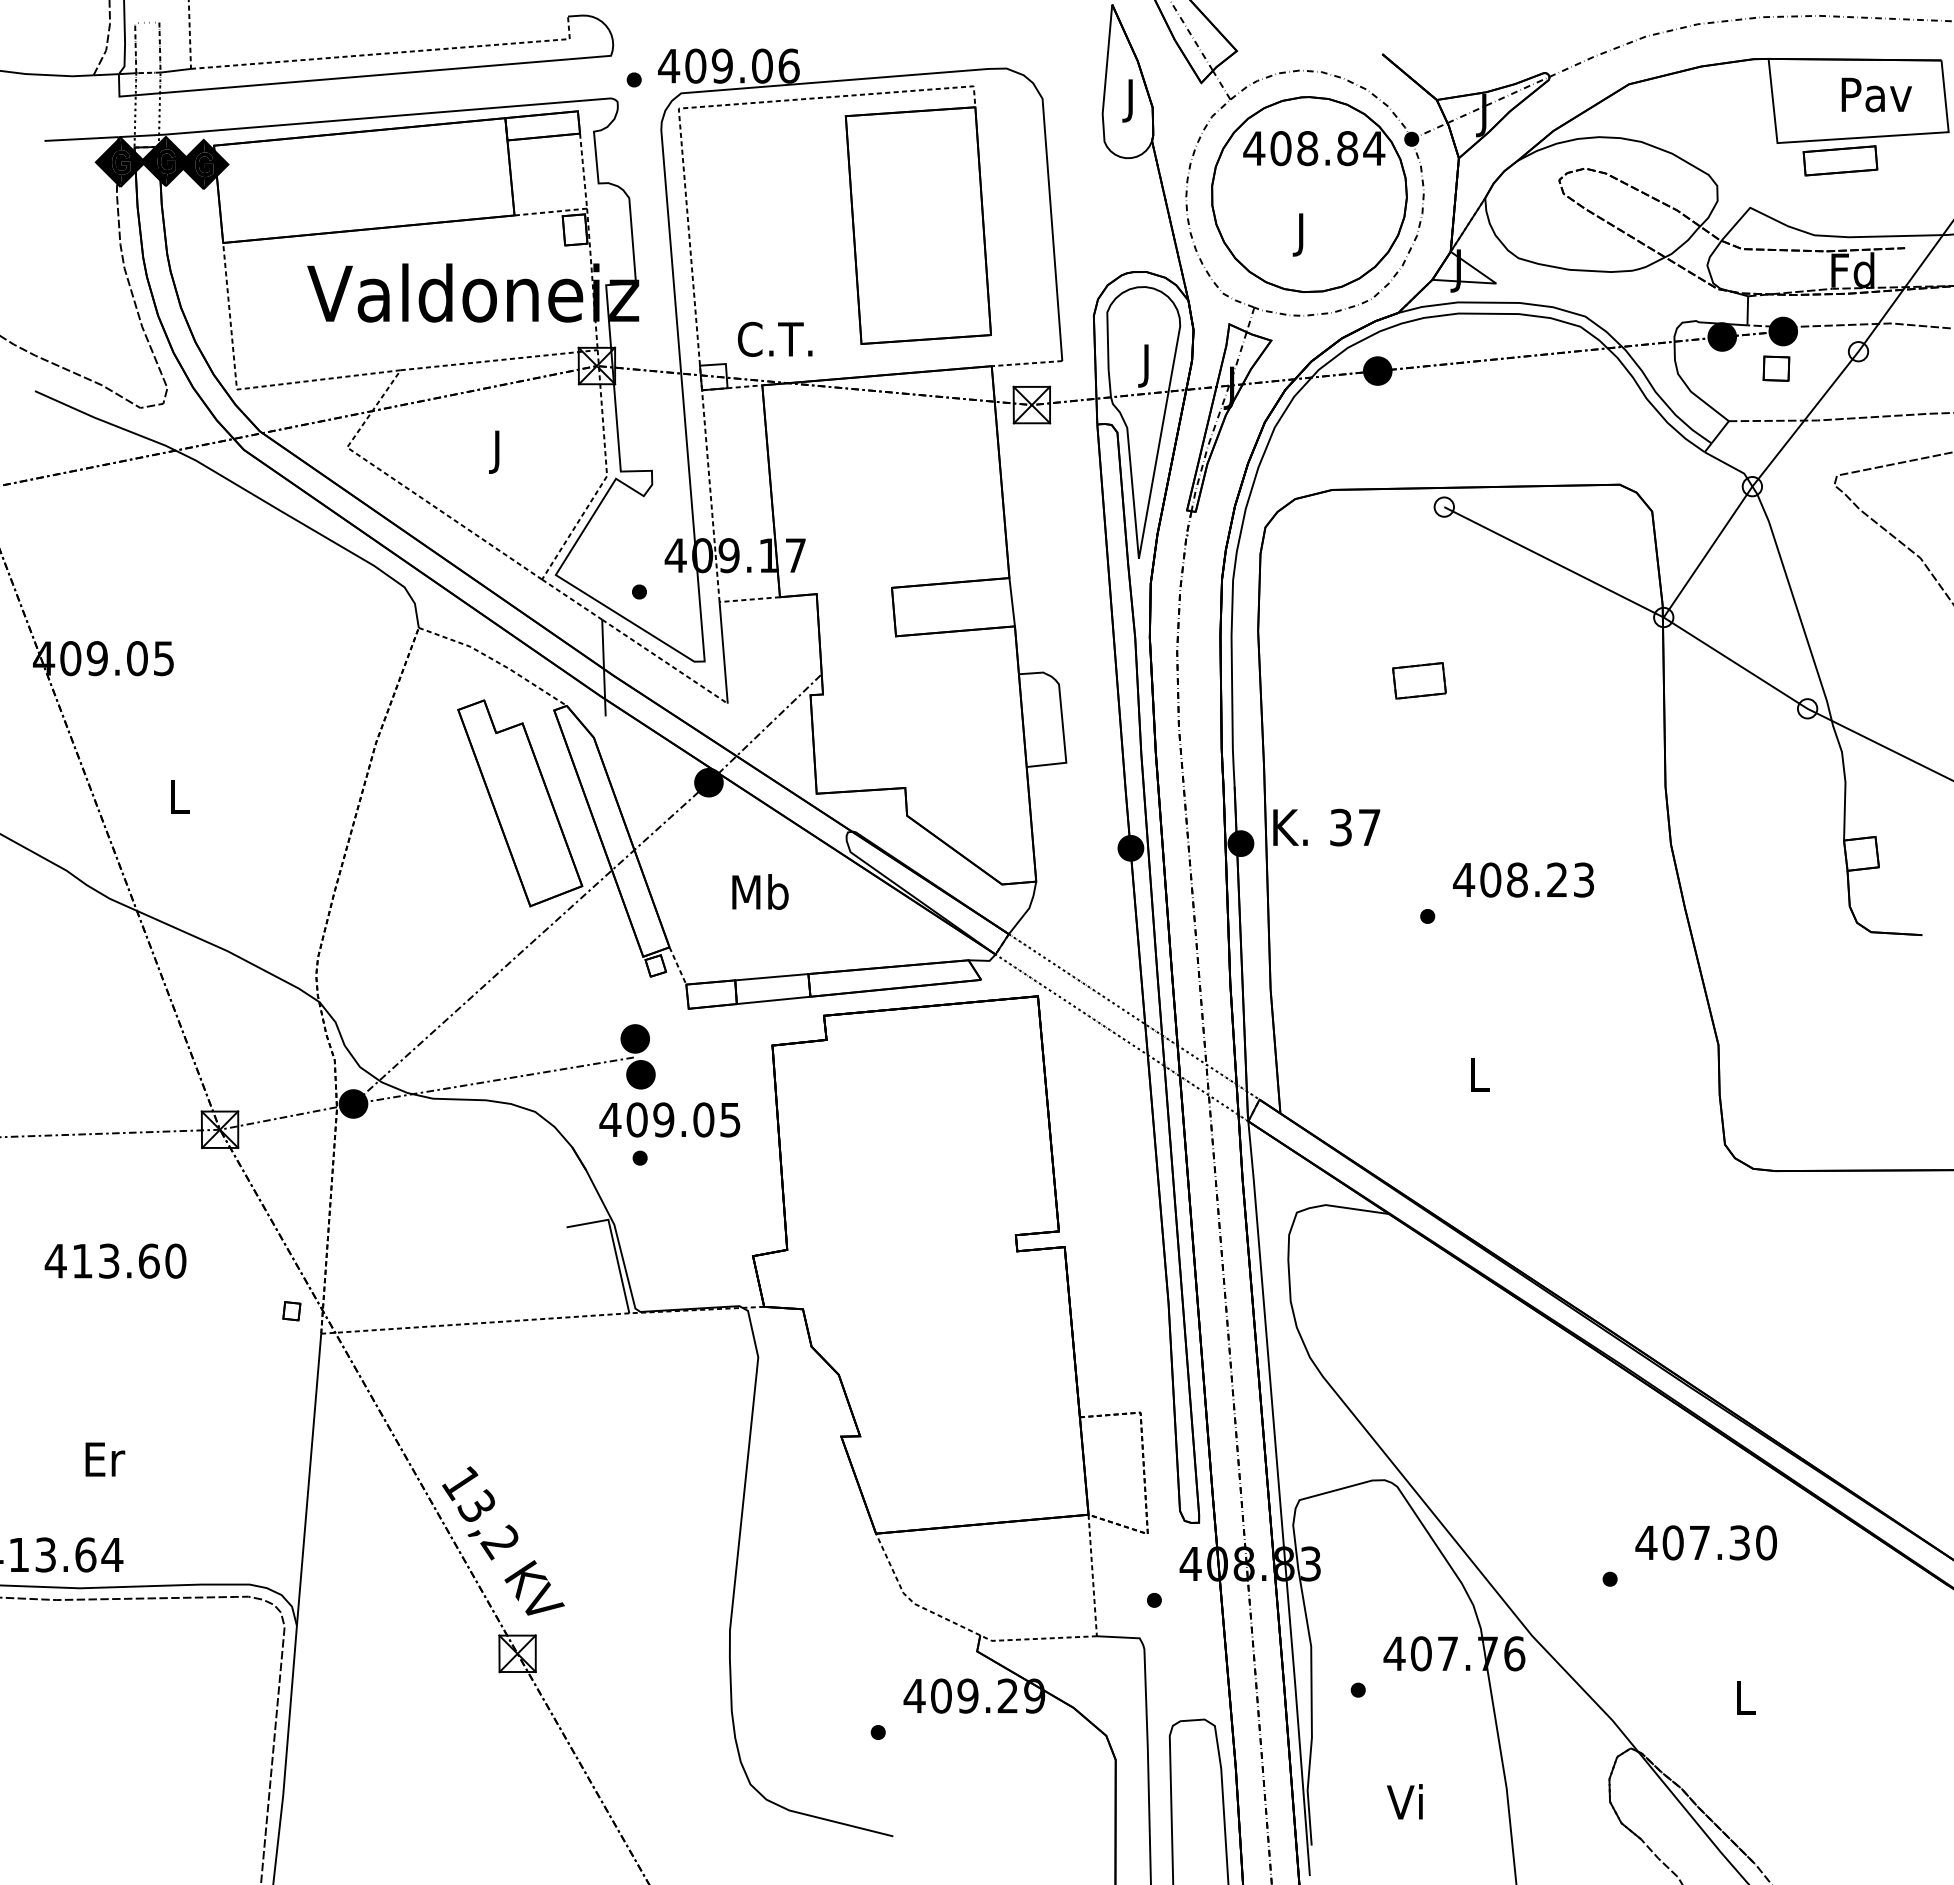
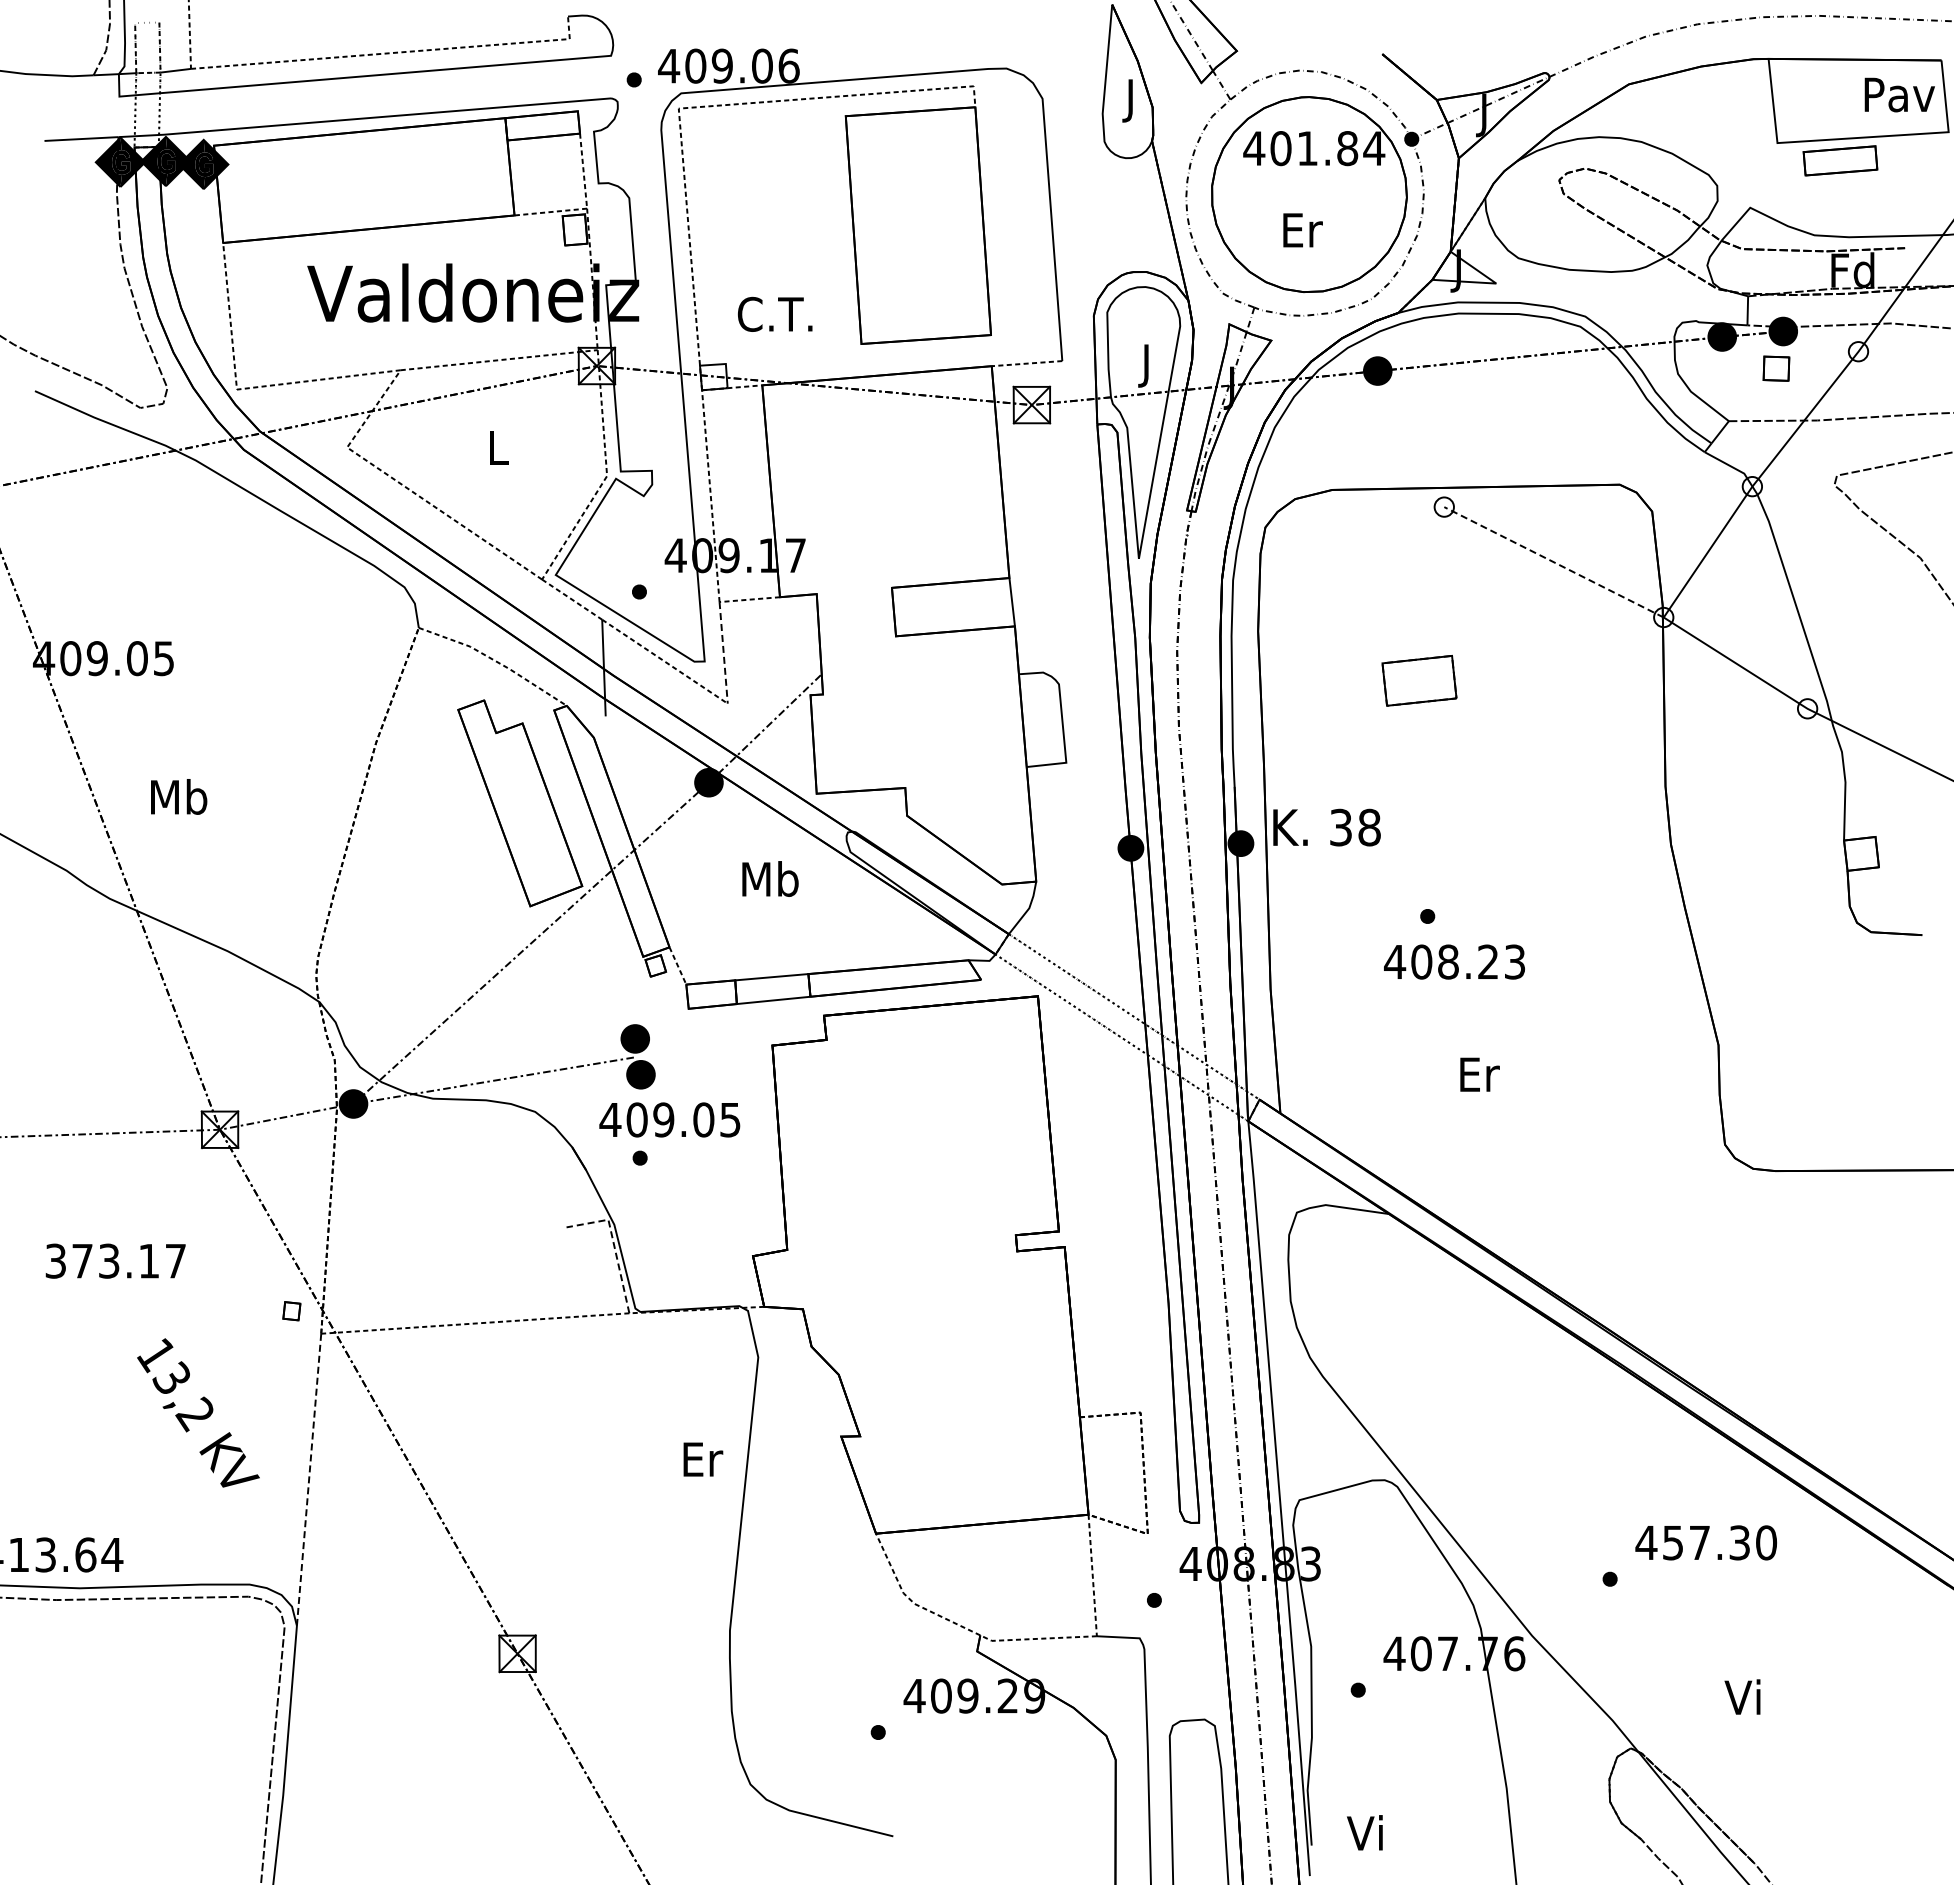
text position: (1876, 94) -> (1899, 94) (1899, 94)
text: 408.84 -> 401.84 (1307, 148)
text: J -> Er (1302, 234)
text position: (775, 338) -> (775, 313) (775, 313)
text: J -> L (498, 451)
line: solid -> dashed (1554, 562)
line: solid -> dashed (723, 652)
part size: 55x38 px -> 77x52 px (1419, 680)
text: L -> Mb (179, 796)
text: 37 -> 38 (1369, 827)
text position: (1523, 879) -> (1454, 961) (1454, 961)
text position: (760, 891) -> (770, 878) (770, 878)
text: L -> Er (1479, 1074)
line: solid -> dashed (614, 1245)
text: 413.60 -> 373.17 (115, 1260)
text position: (105, 1459) -> (703, 1459) (703, 1459)
line: solid -> dashed (309, 1479)
text position: (503, 1540) -> (198, 1412) (198, 1412)
text: 407.30 -> 457.30 (1672, 1542)
text: L -> Vi (1742, 1696)
text position: (1404, 1801) -> (1364, 1832) (1364, 1832)
